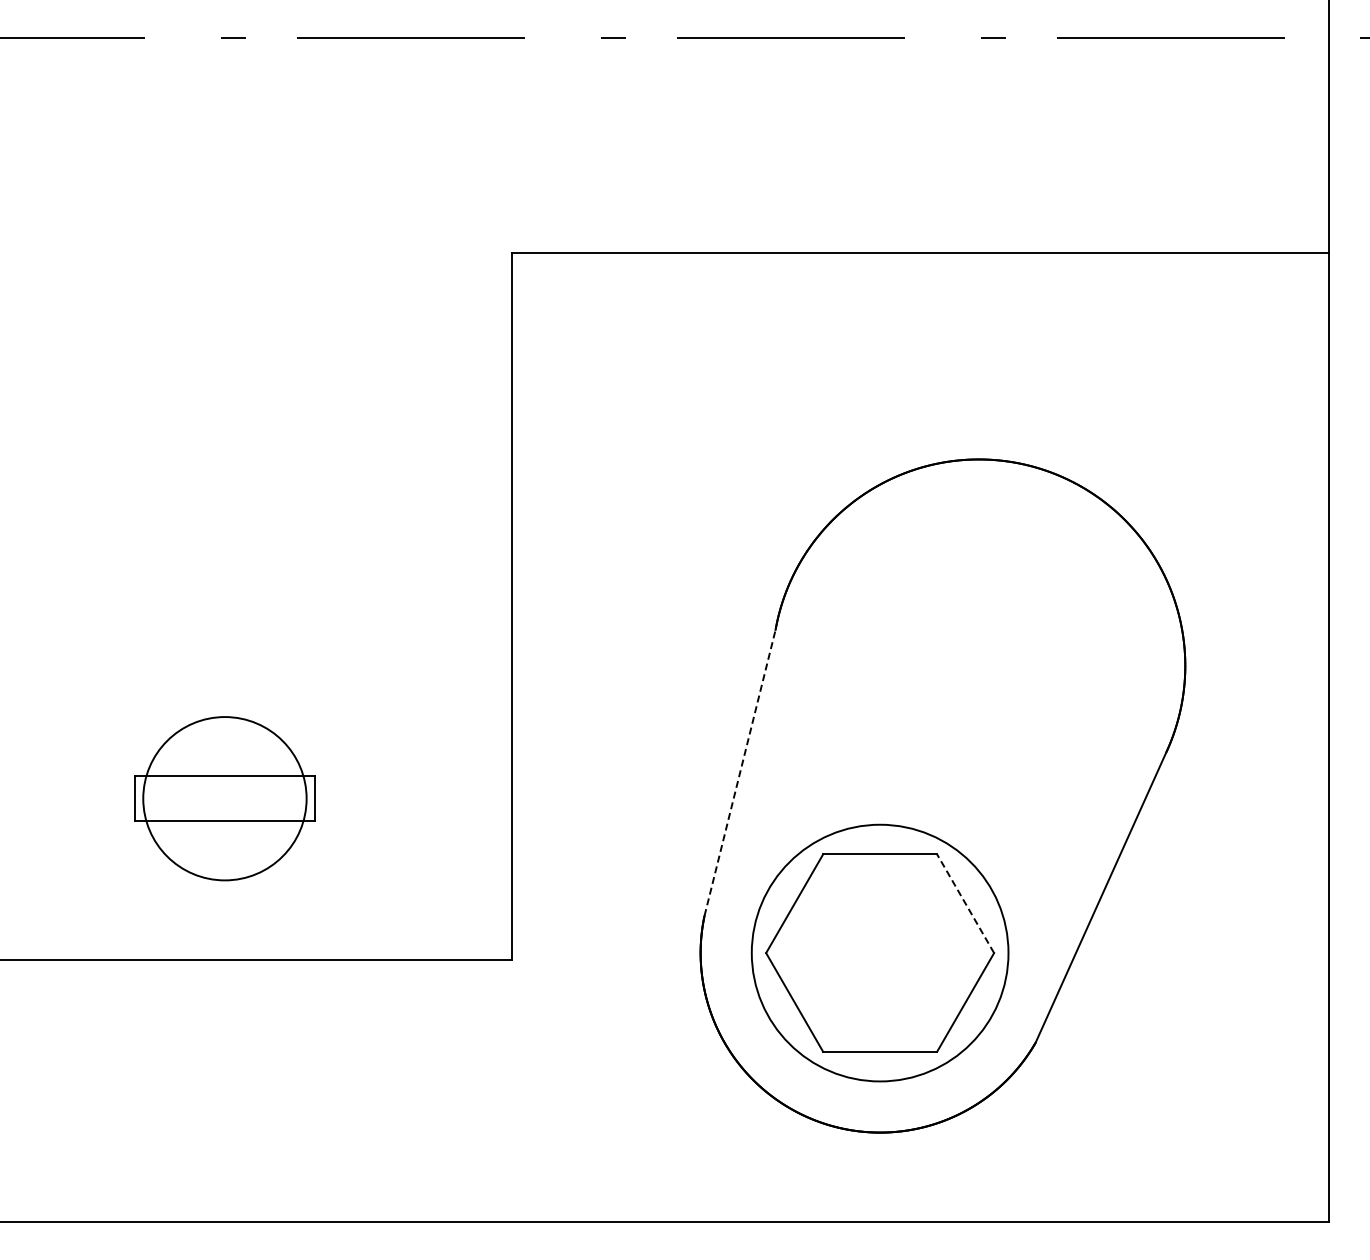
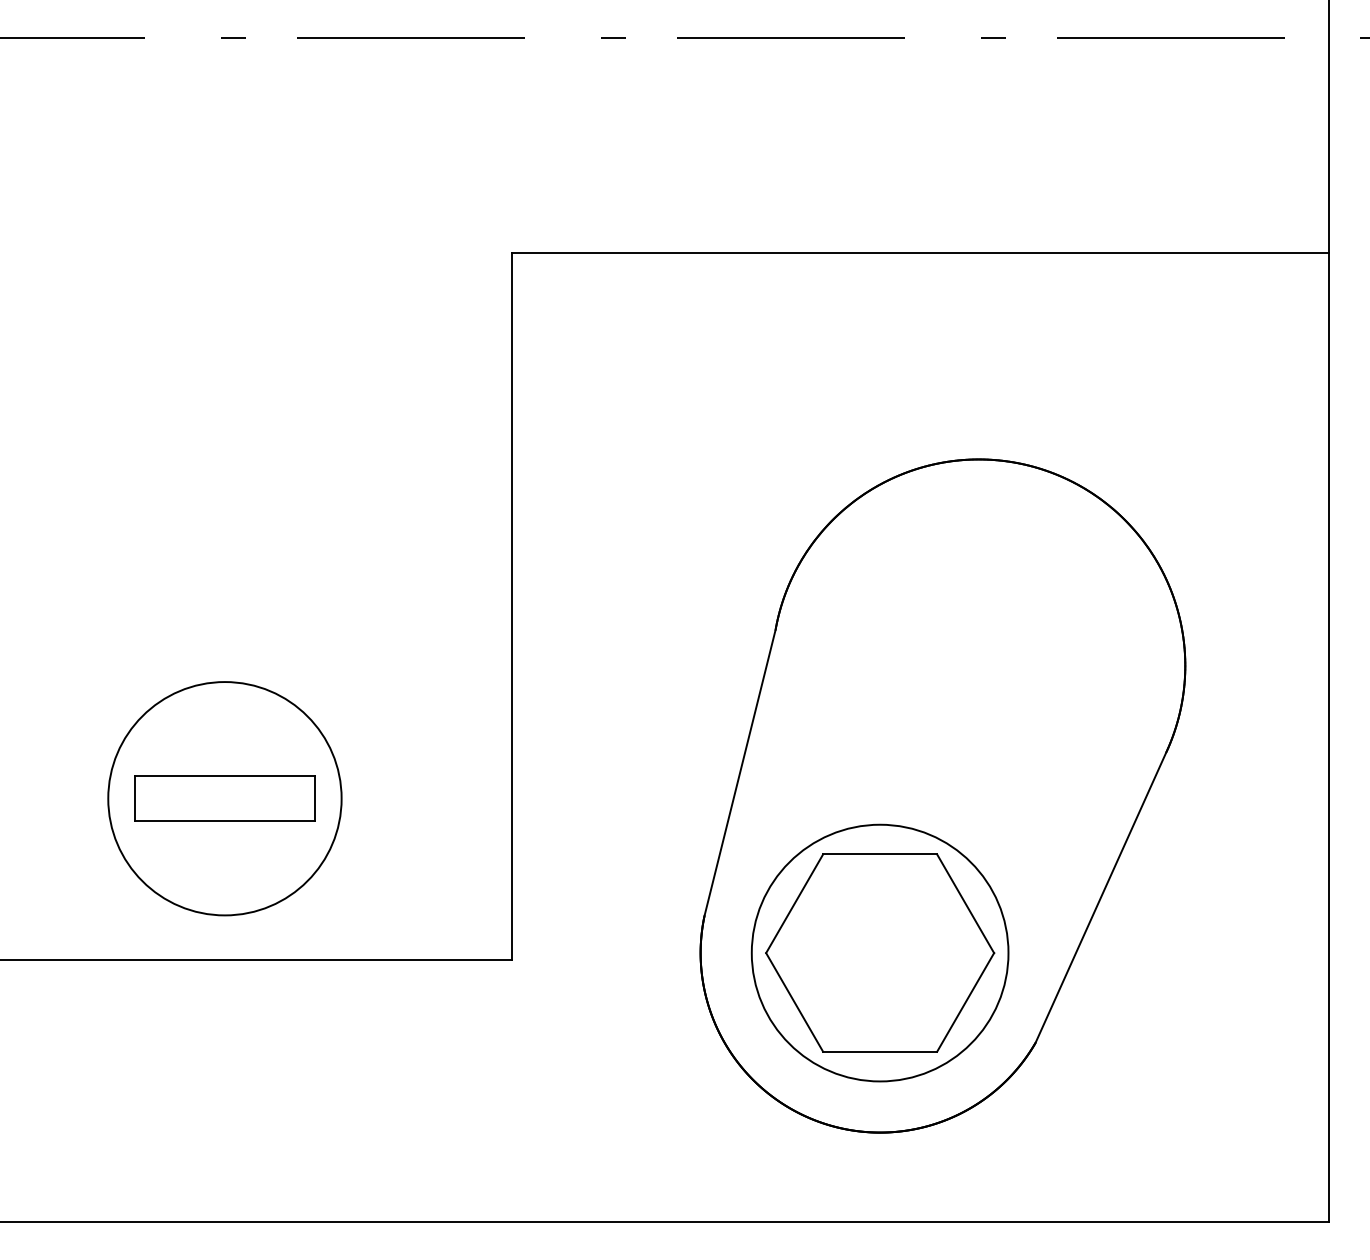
line: dashed -> solid (740, 772)
circle diameter: 163 px -> 233 px (224, 798)
line: dashed -> solid (965, 903)
